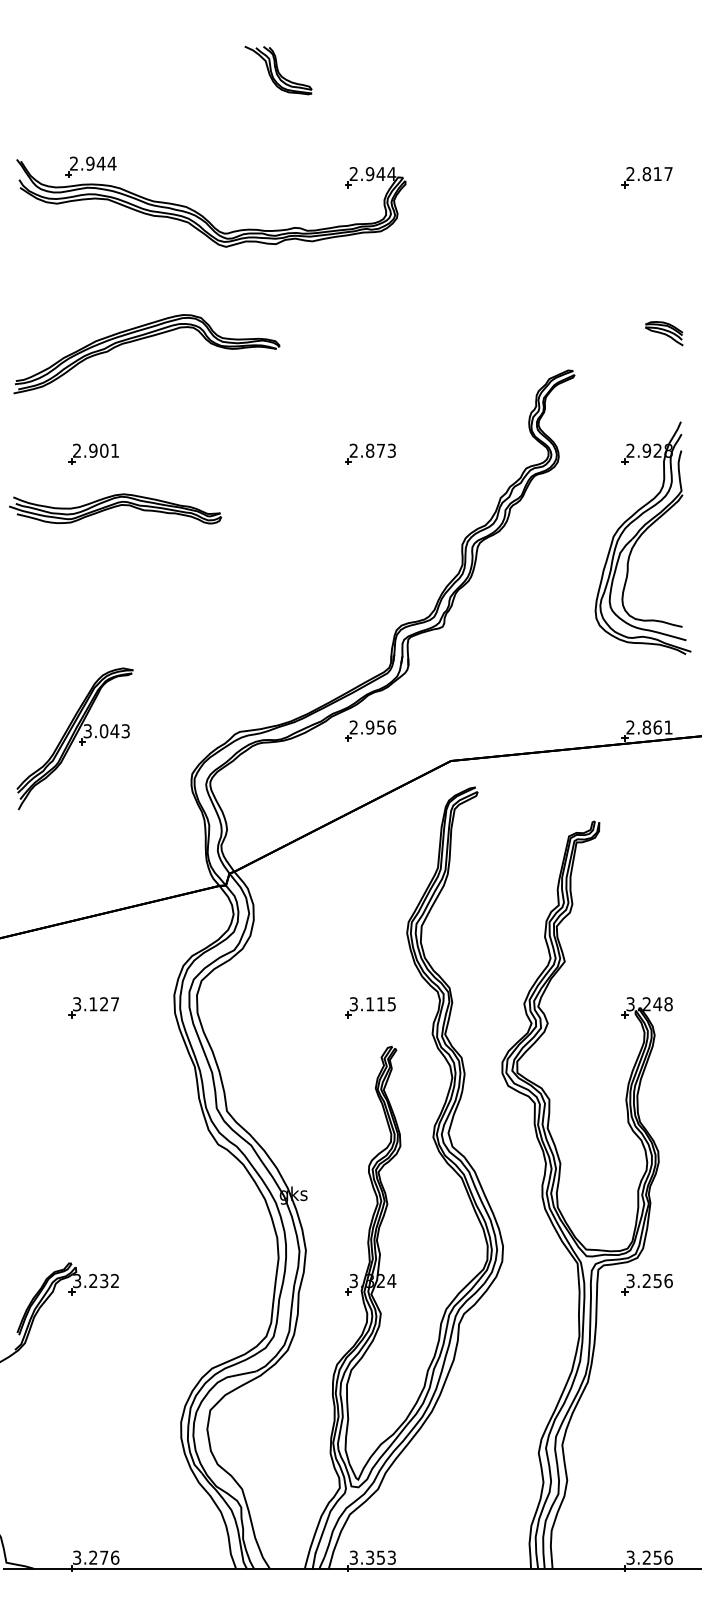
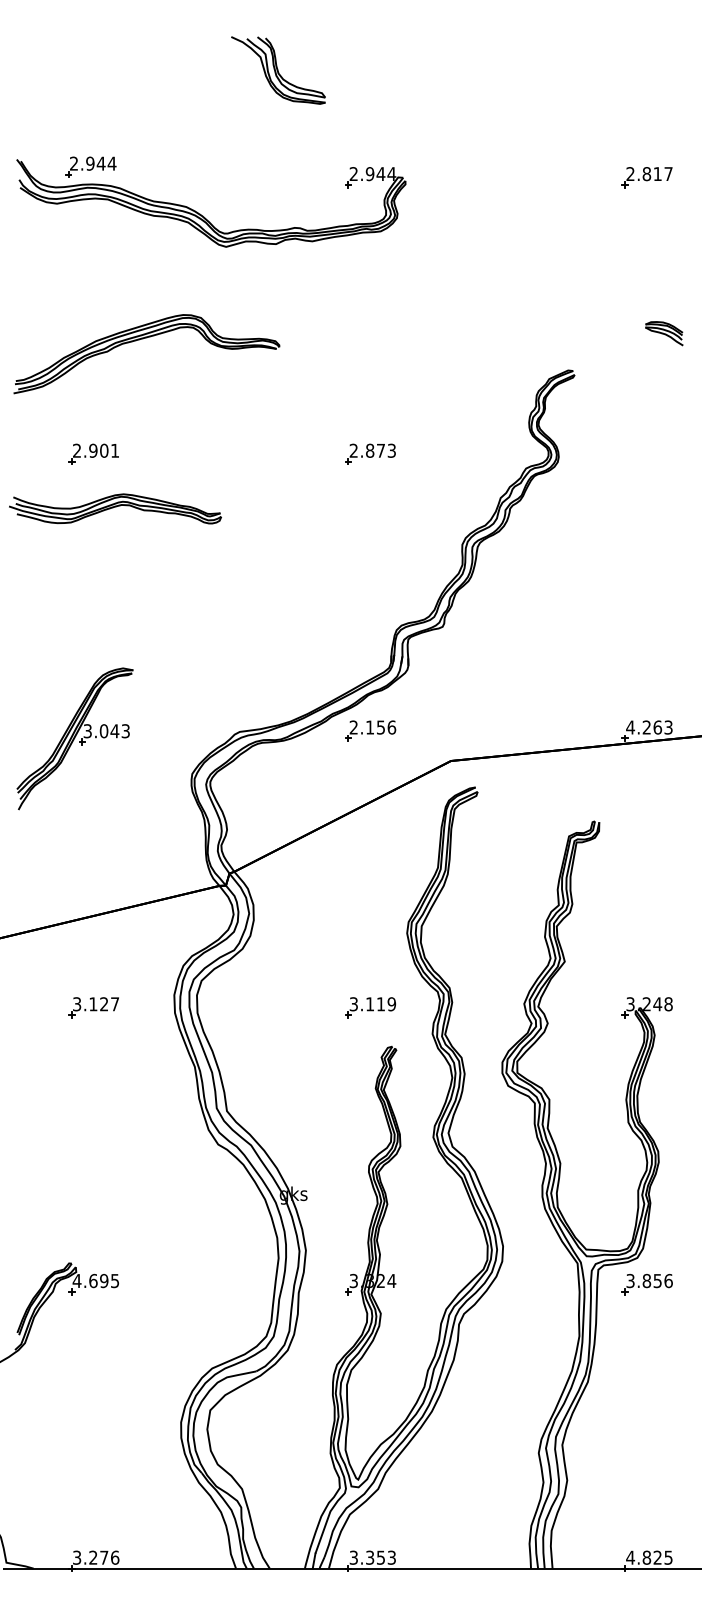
part size: 69x51 px -> 95x69 px (278, 70)
part: present -> none (642, 537)
text: 2.956 -> 2.156 (369, 727)
text: 2.861 -> 4.263 (649, 727)
text: 3.115 -> 3.119 (391, 1004)
text: 3.232 -> 4.695 (95, 1280)
text: 3.256 -> 3.856 (646, 1281)
text: 3.256 -> 4.825 (649, 1557)
